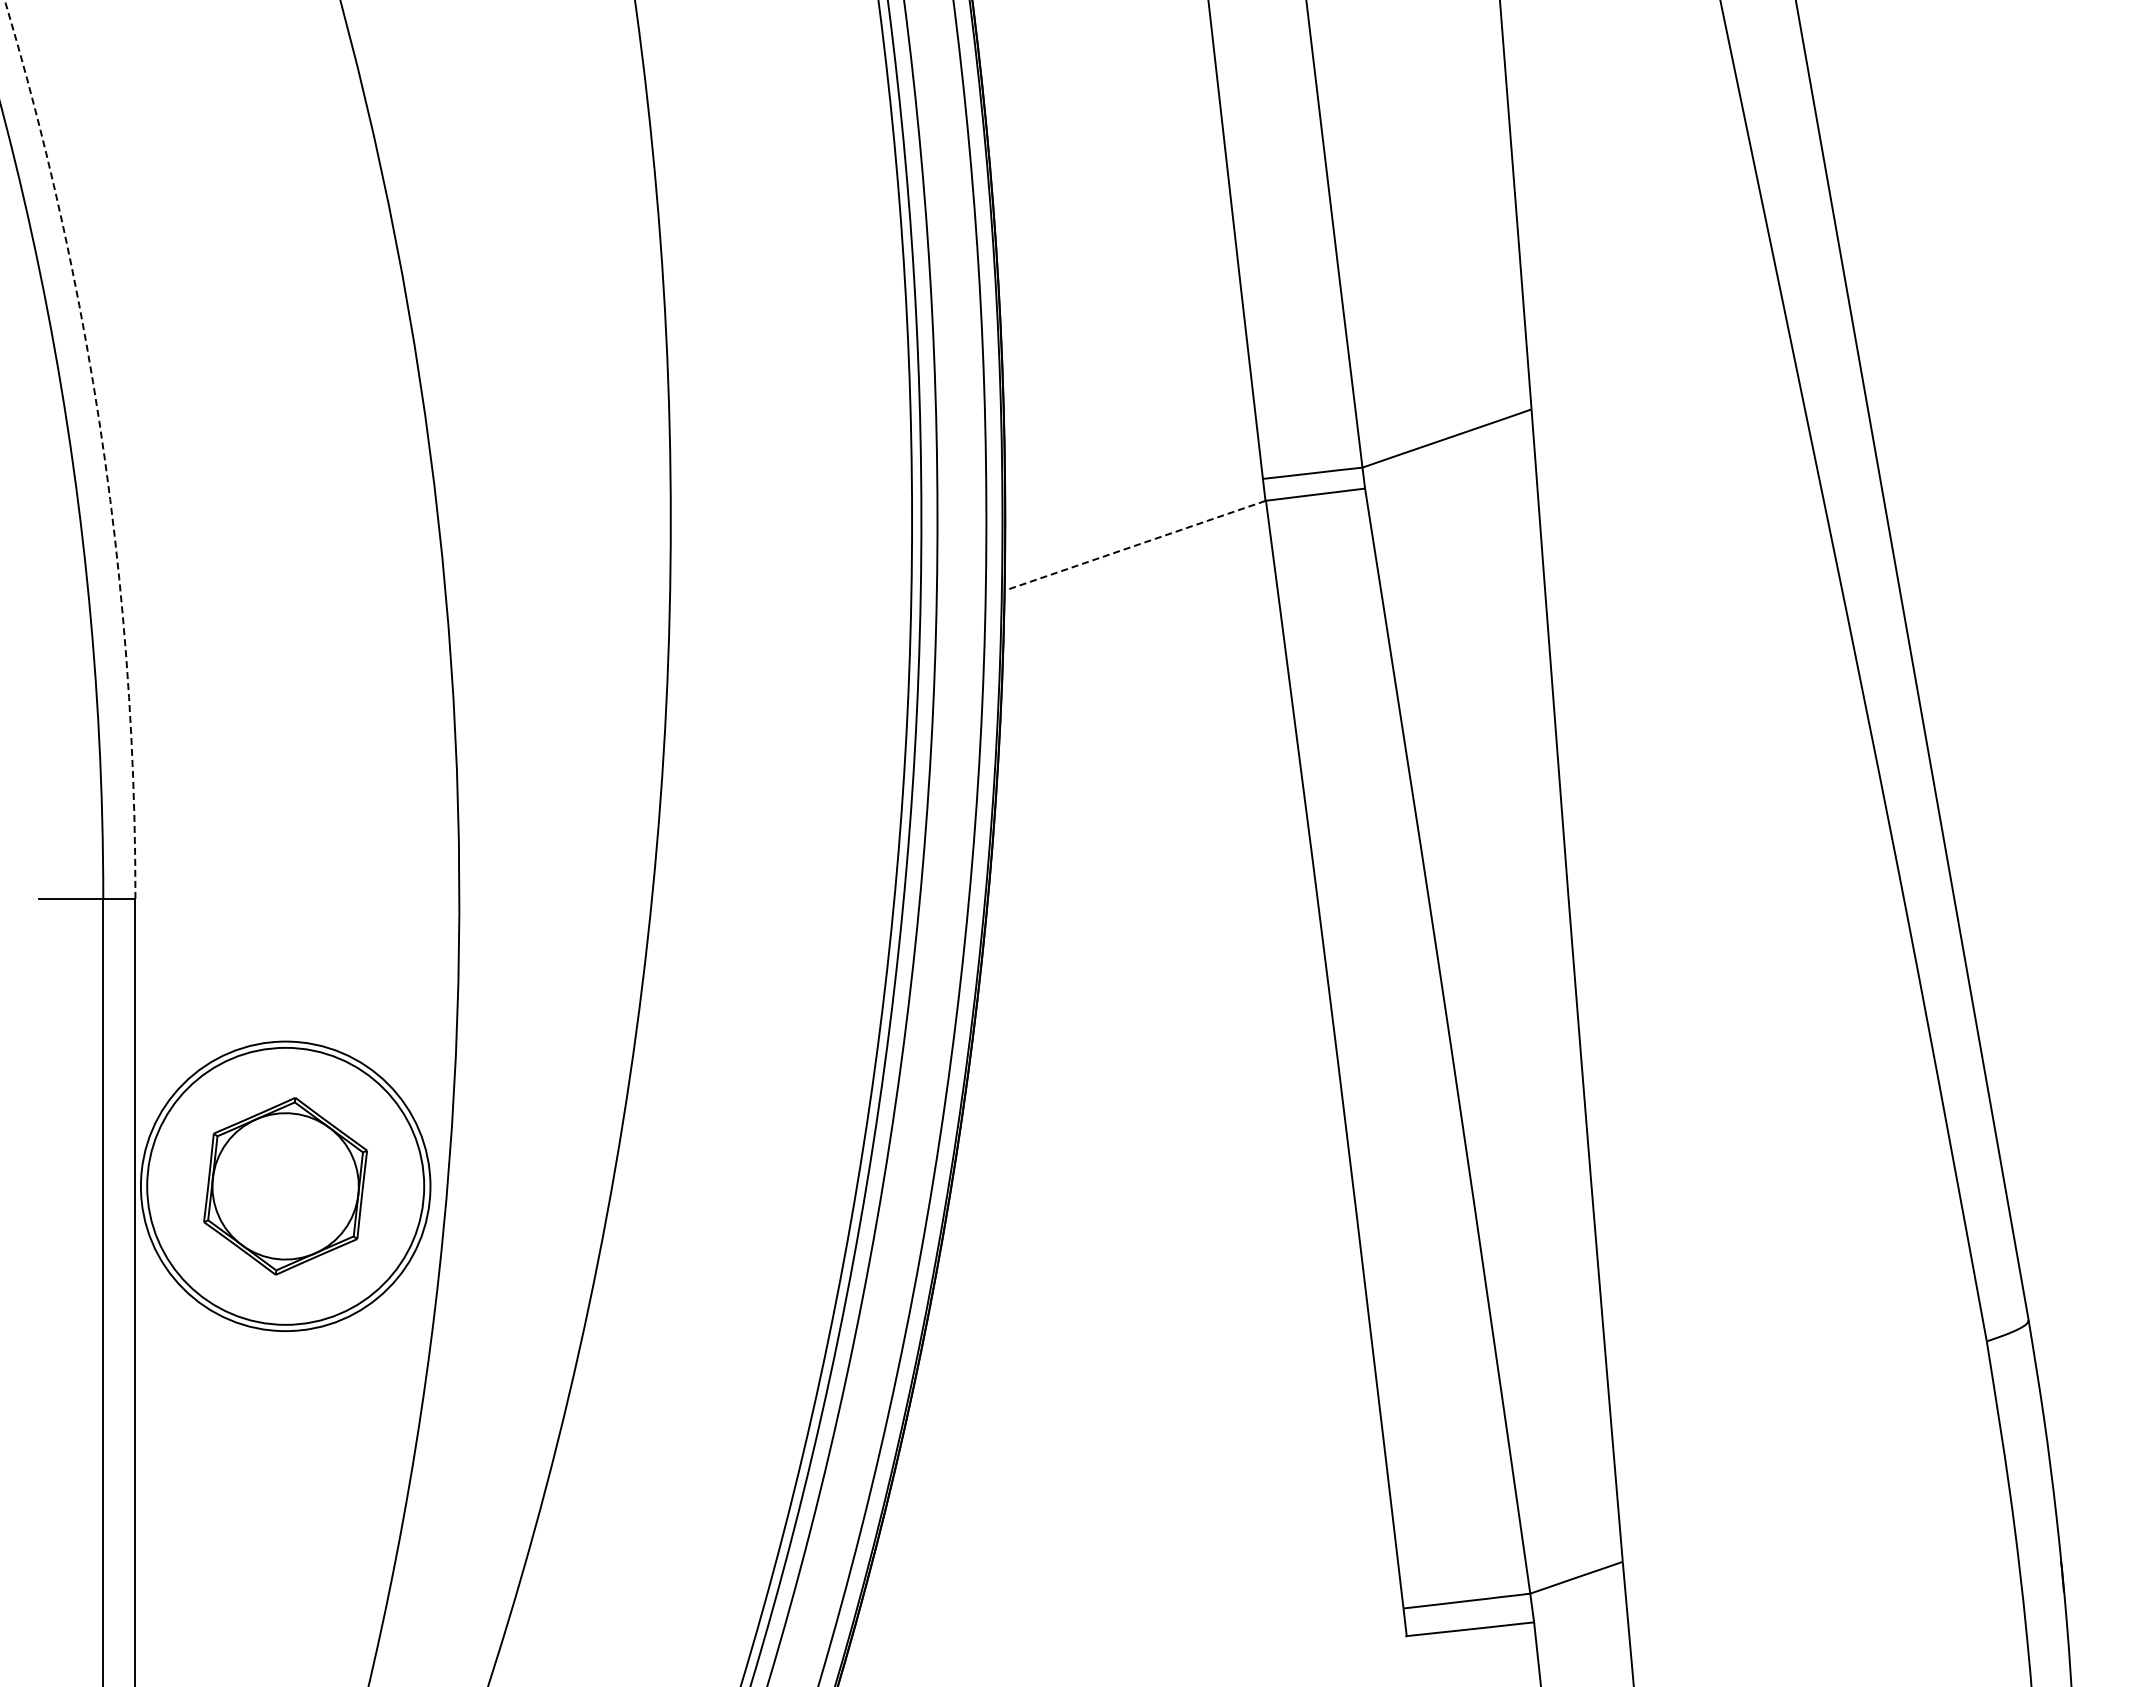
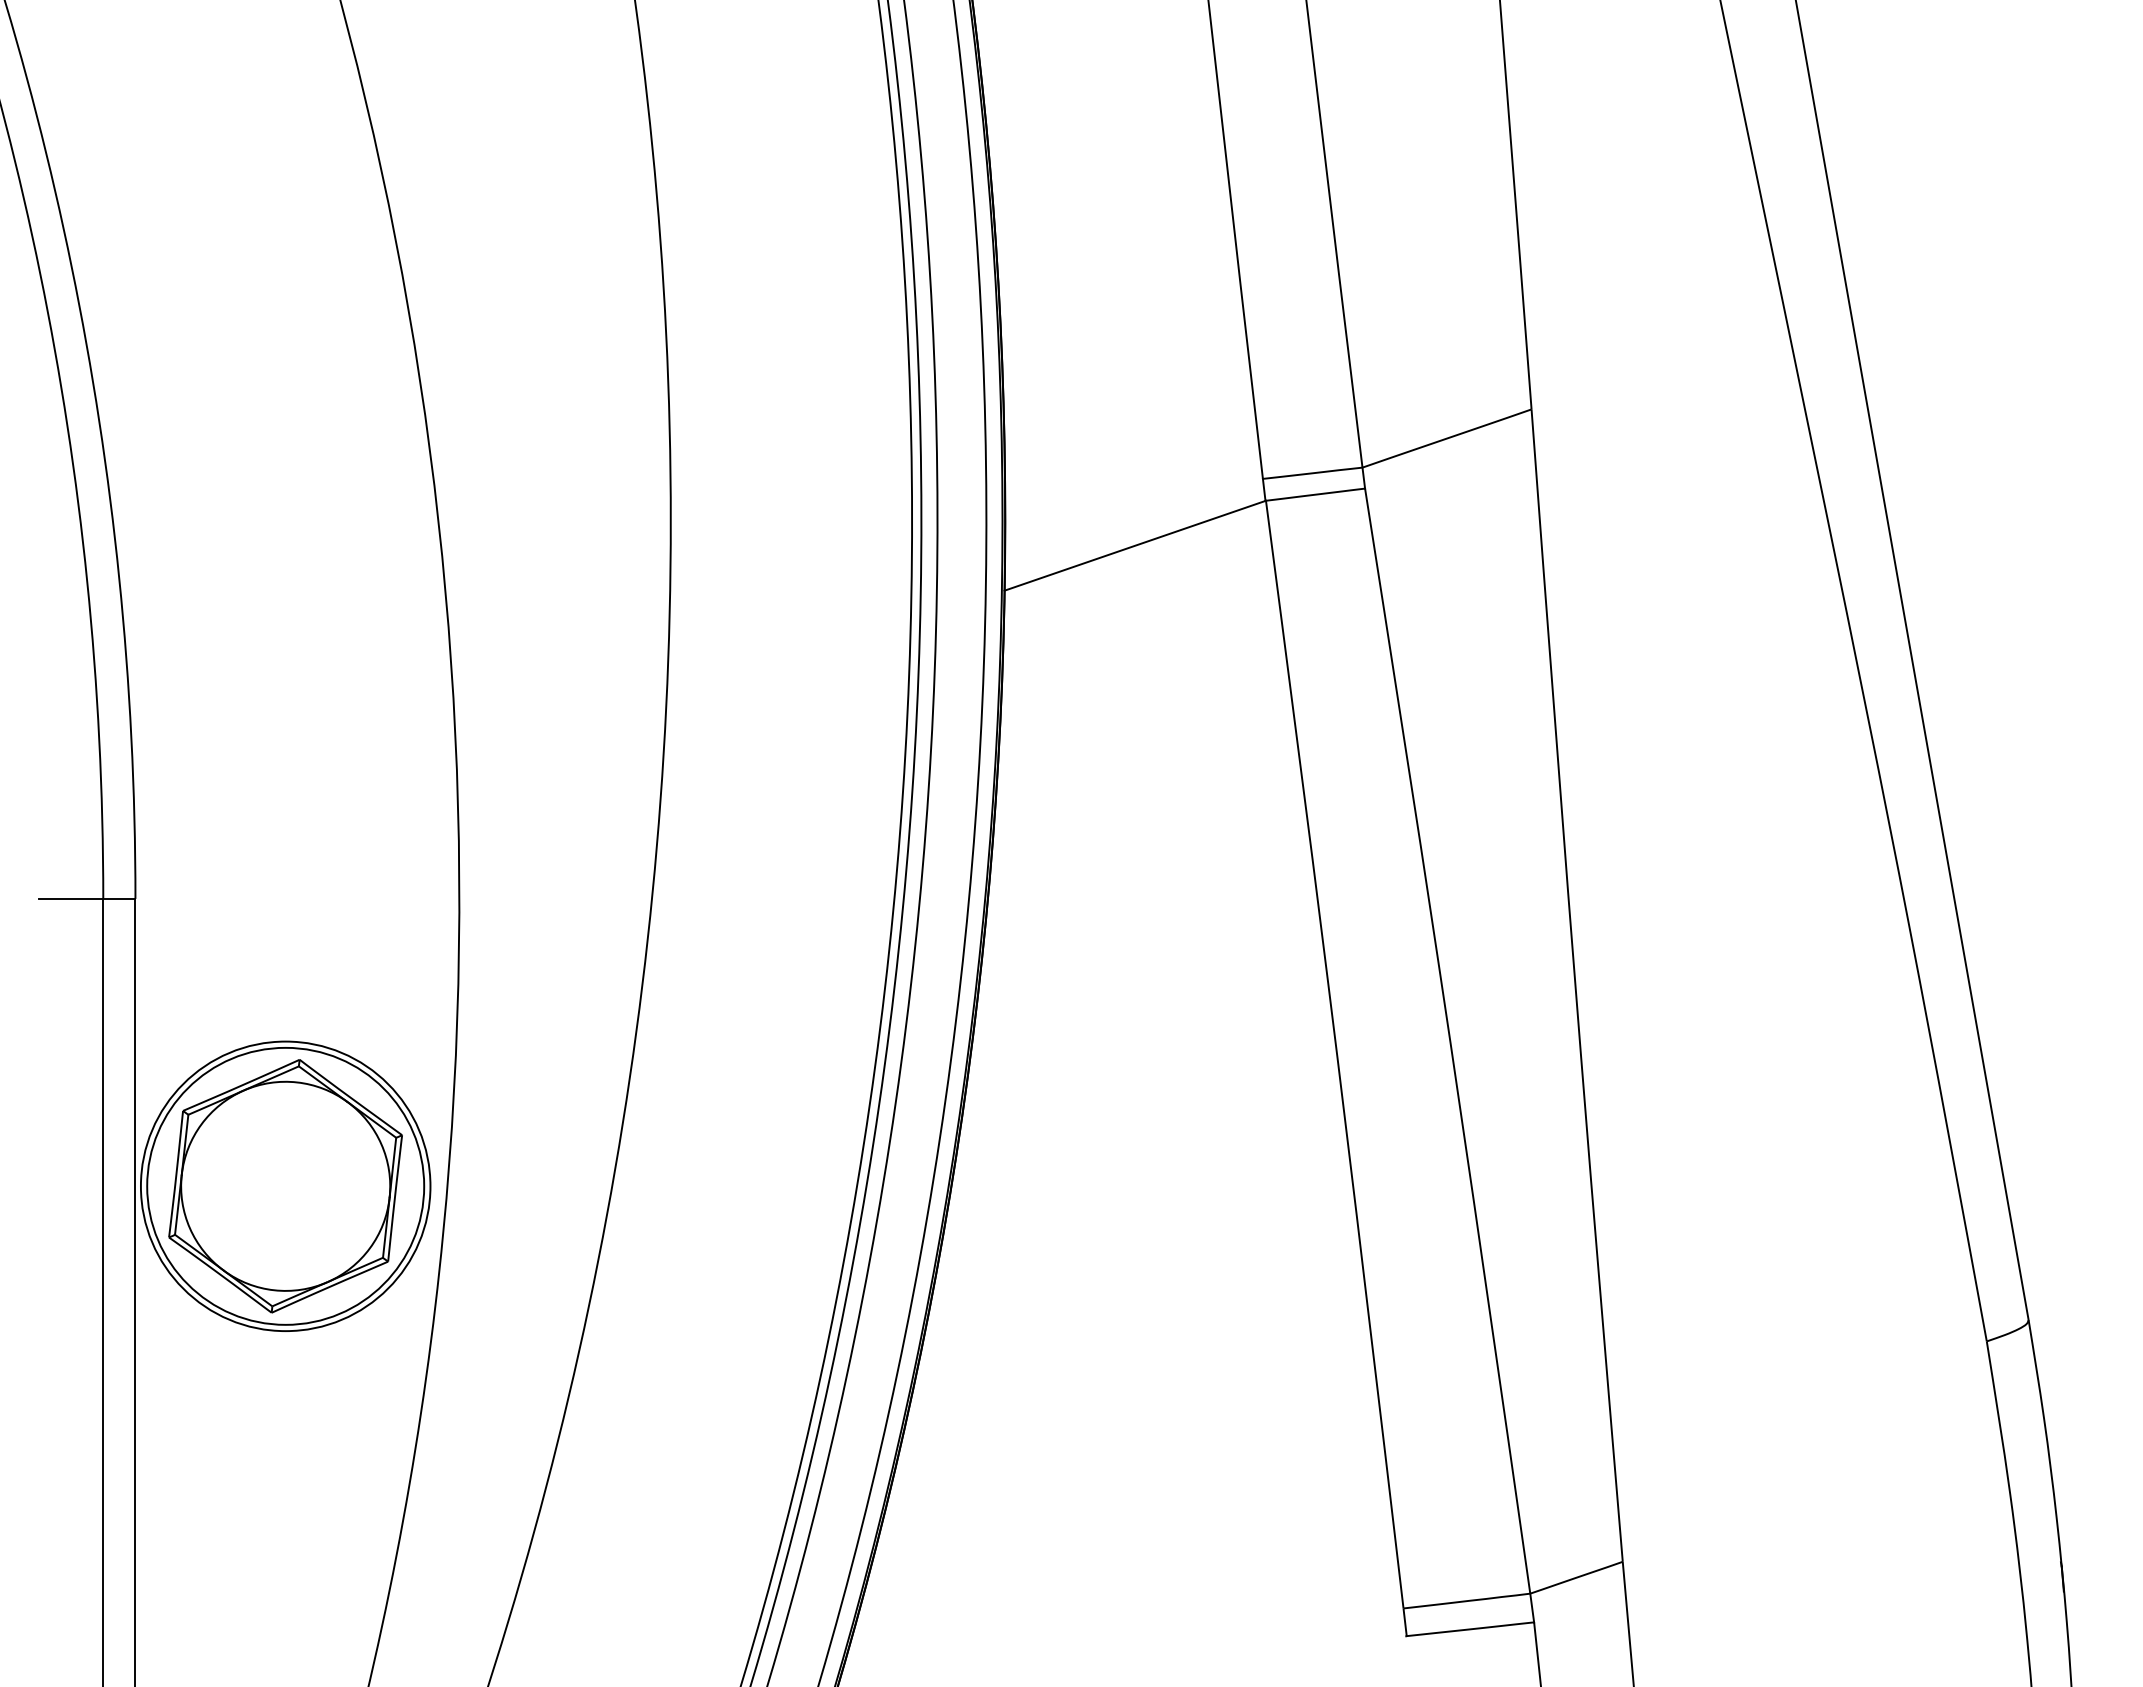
arc: dashed -> solid (102, 443)
line: dashed -> solid (1135, 545)
part size: 165x179 px -> 235x255 px (285, 1186)
